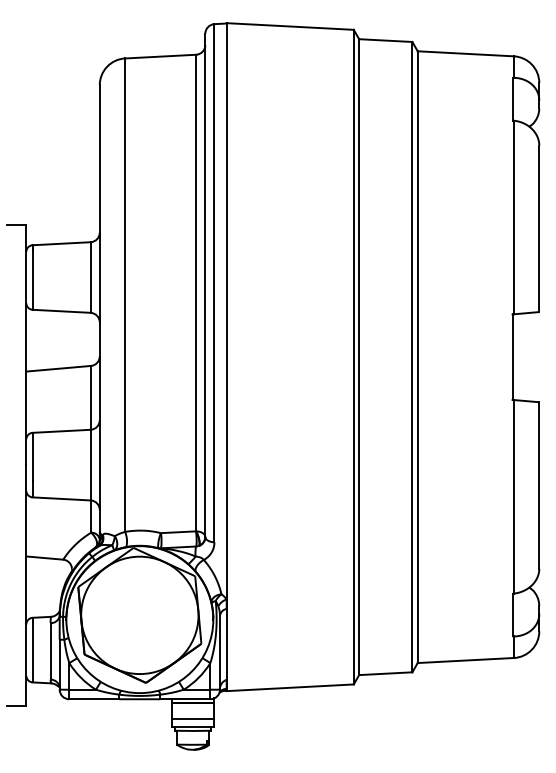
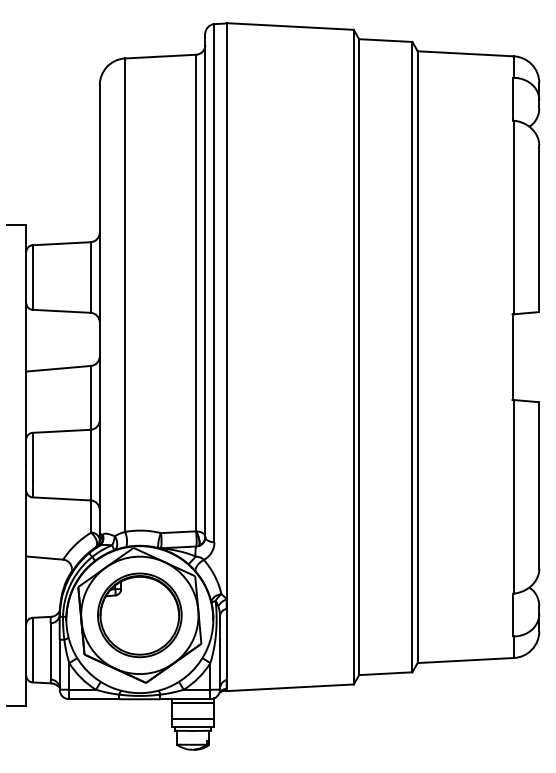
part: none -> present (139, 615)
